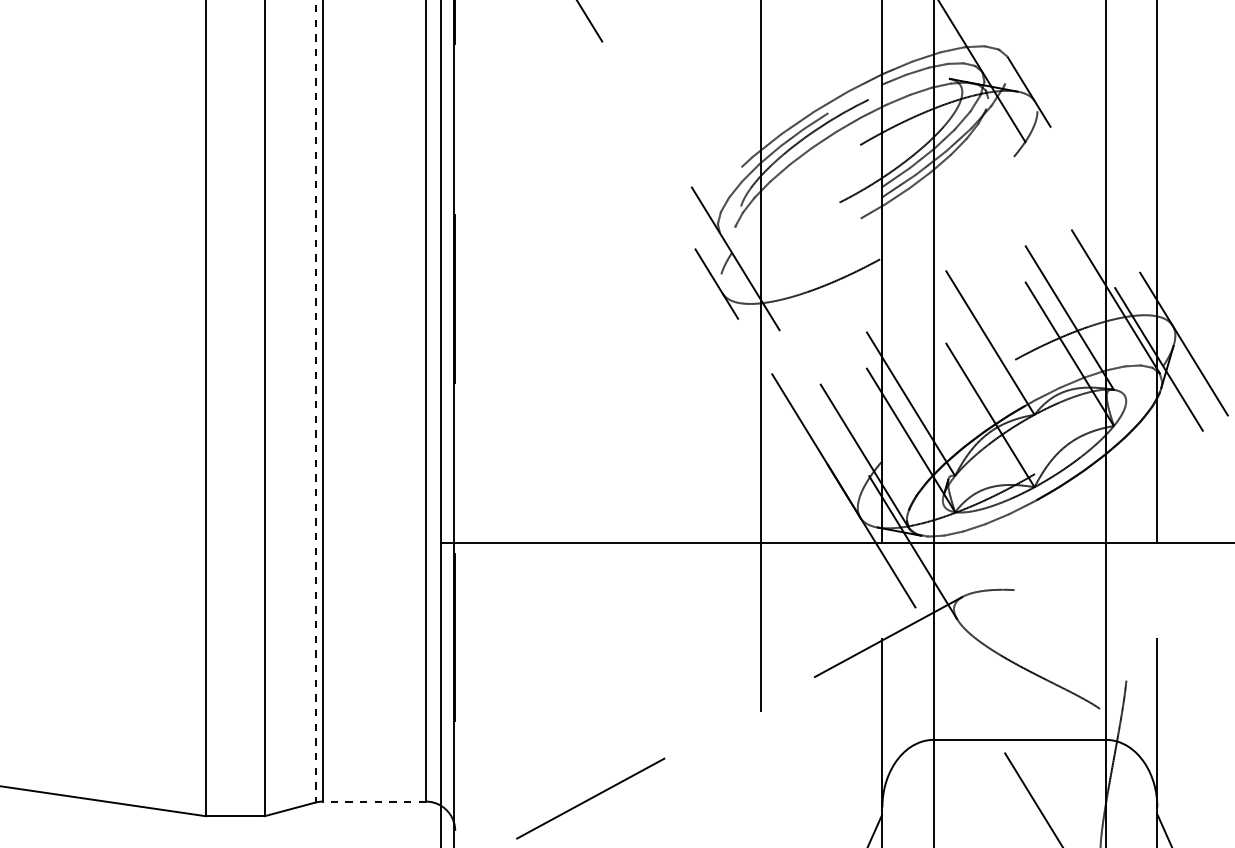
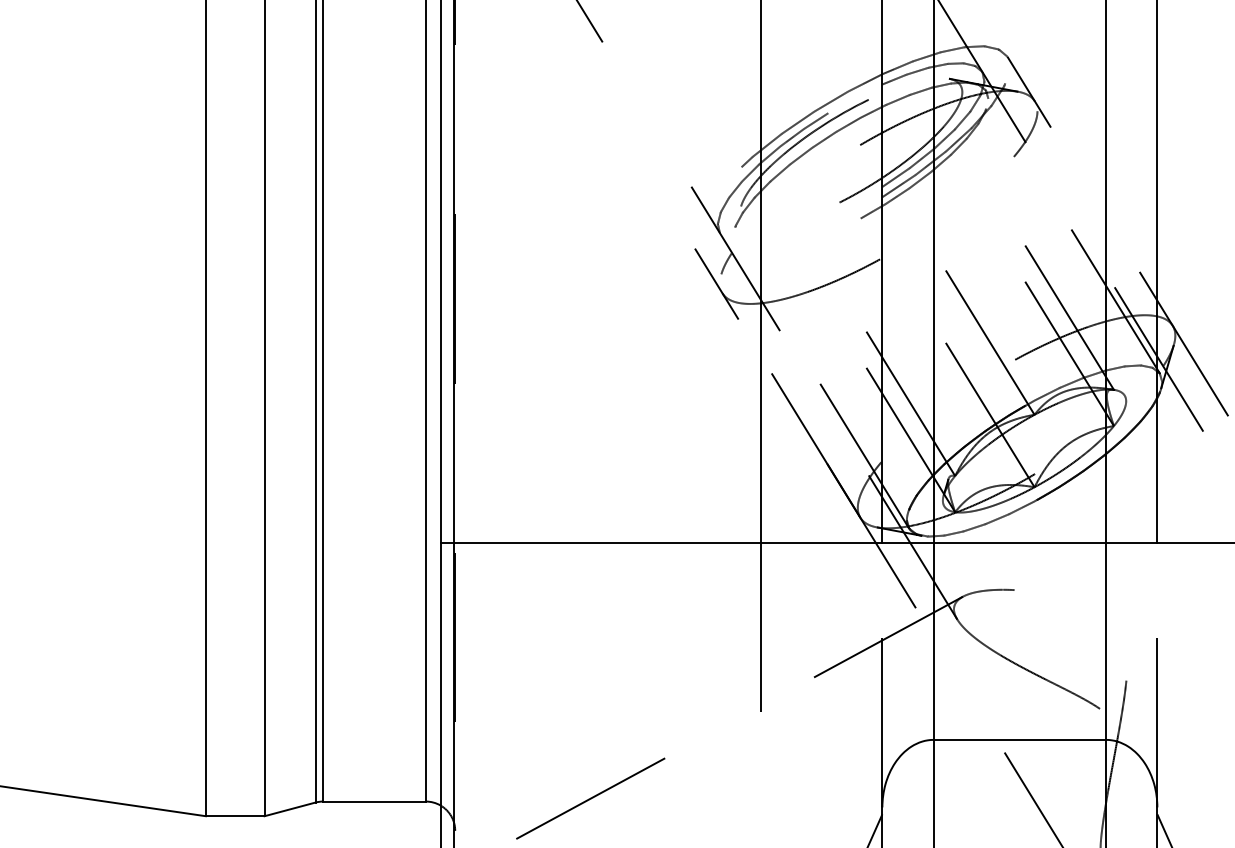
line: dashed -> solid (315, 401)
line: dashed -> solid (374, 801)
